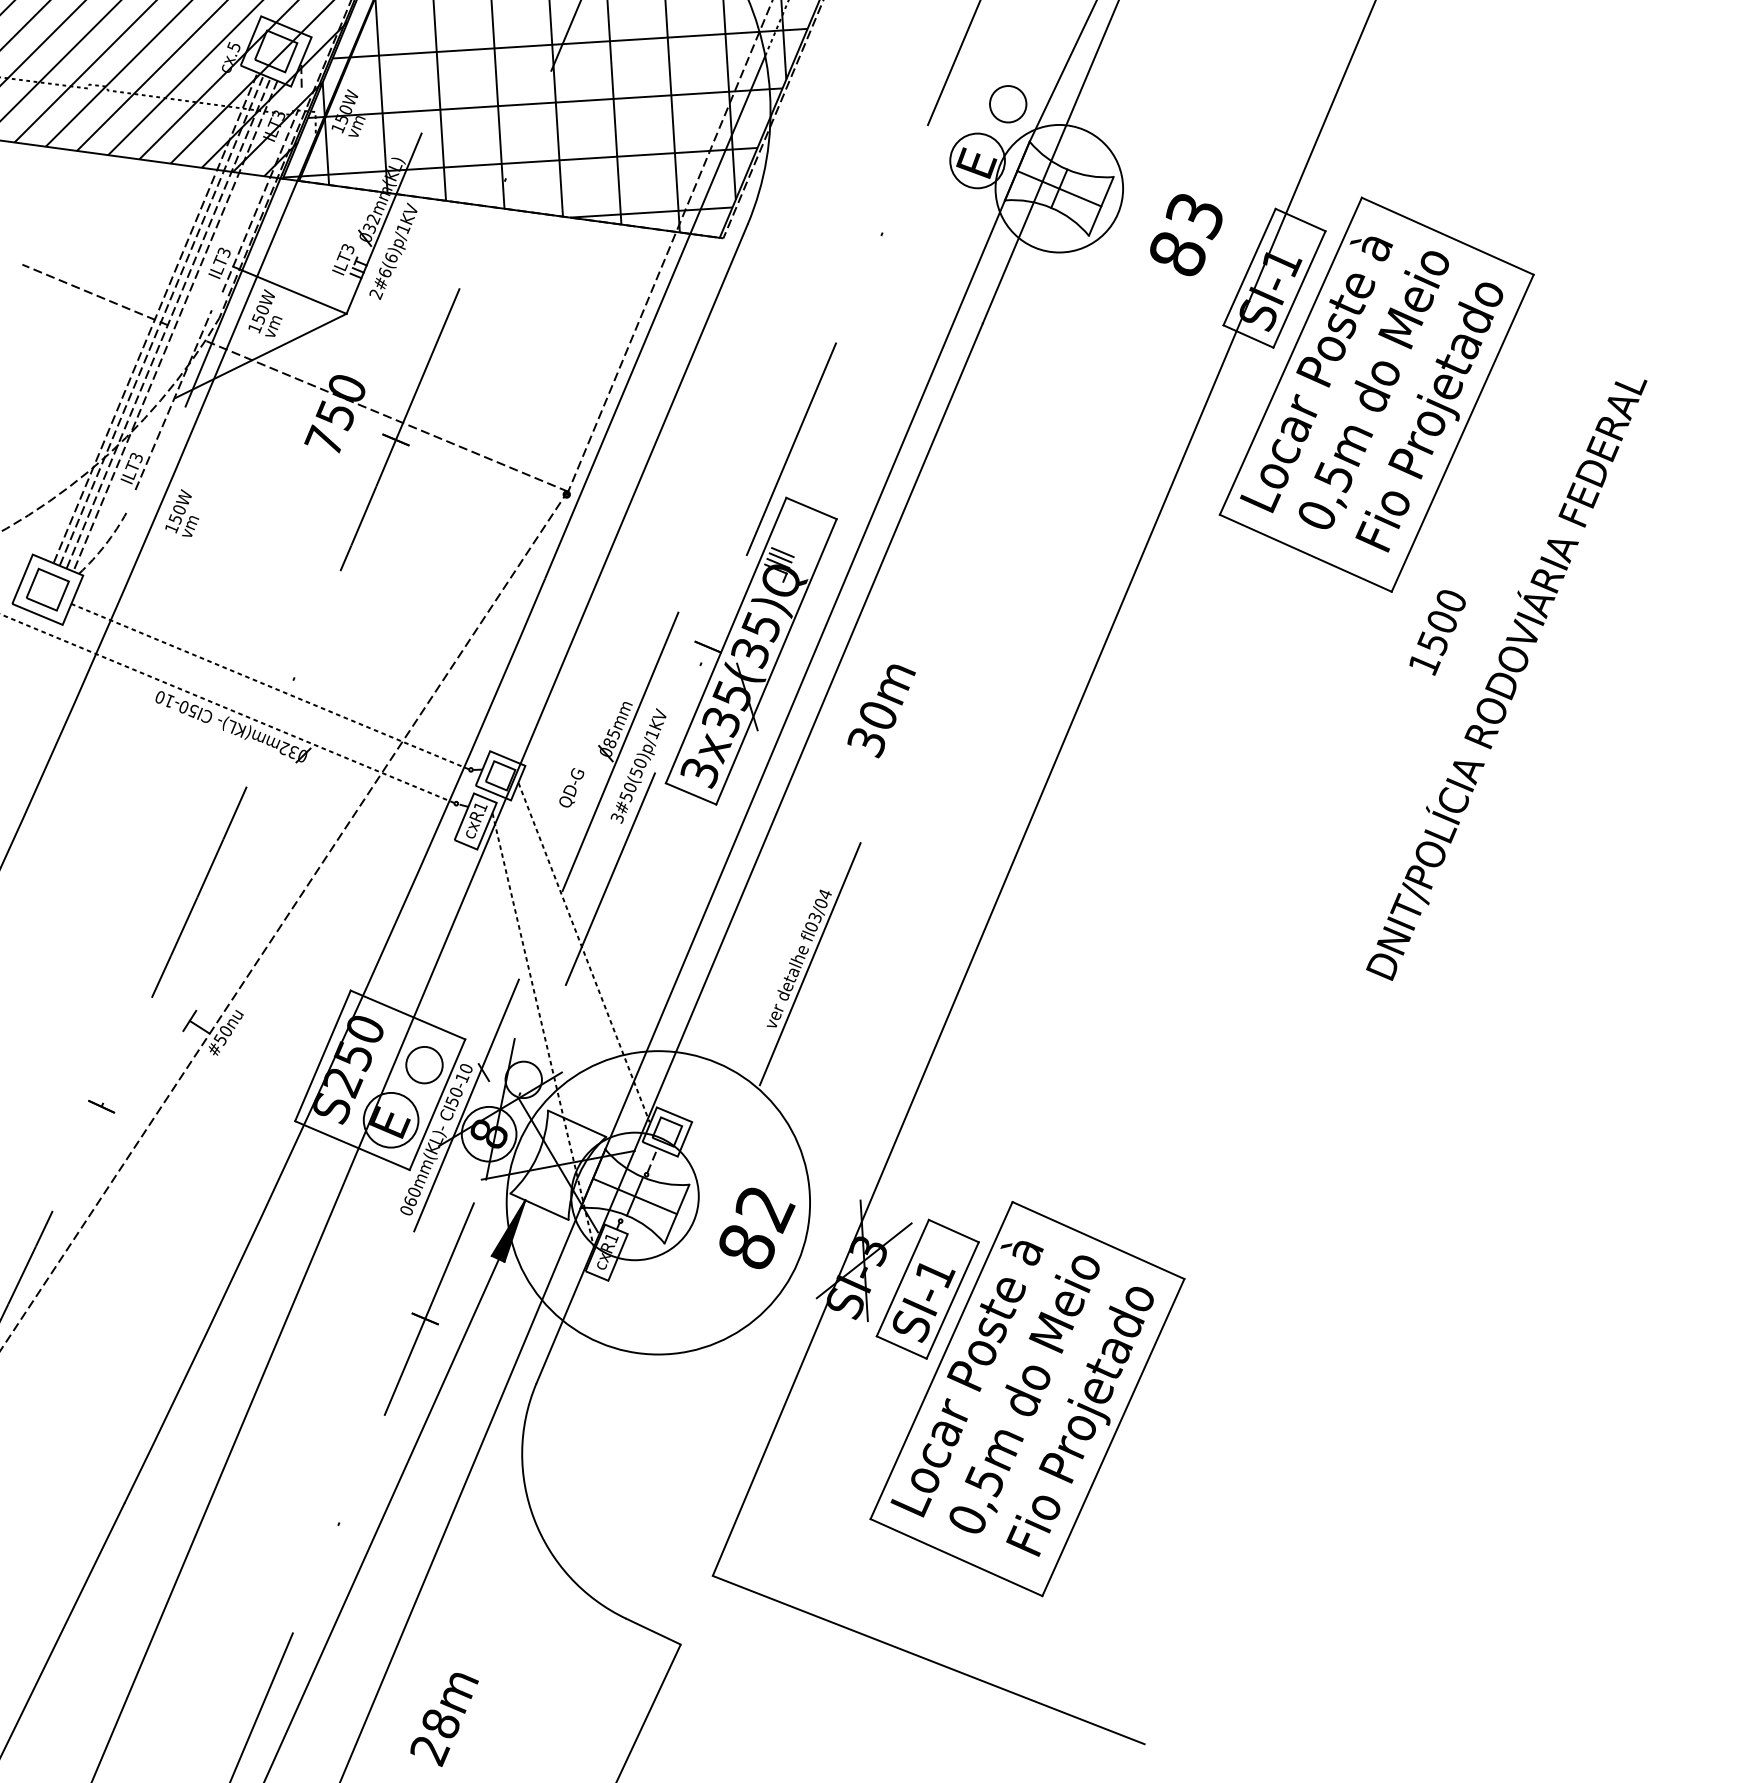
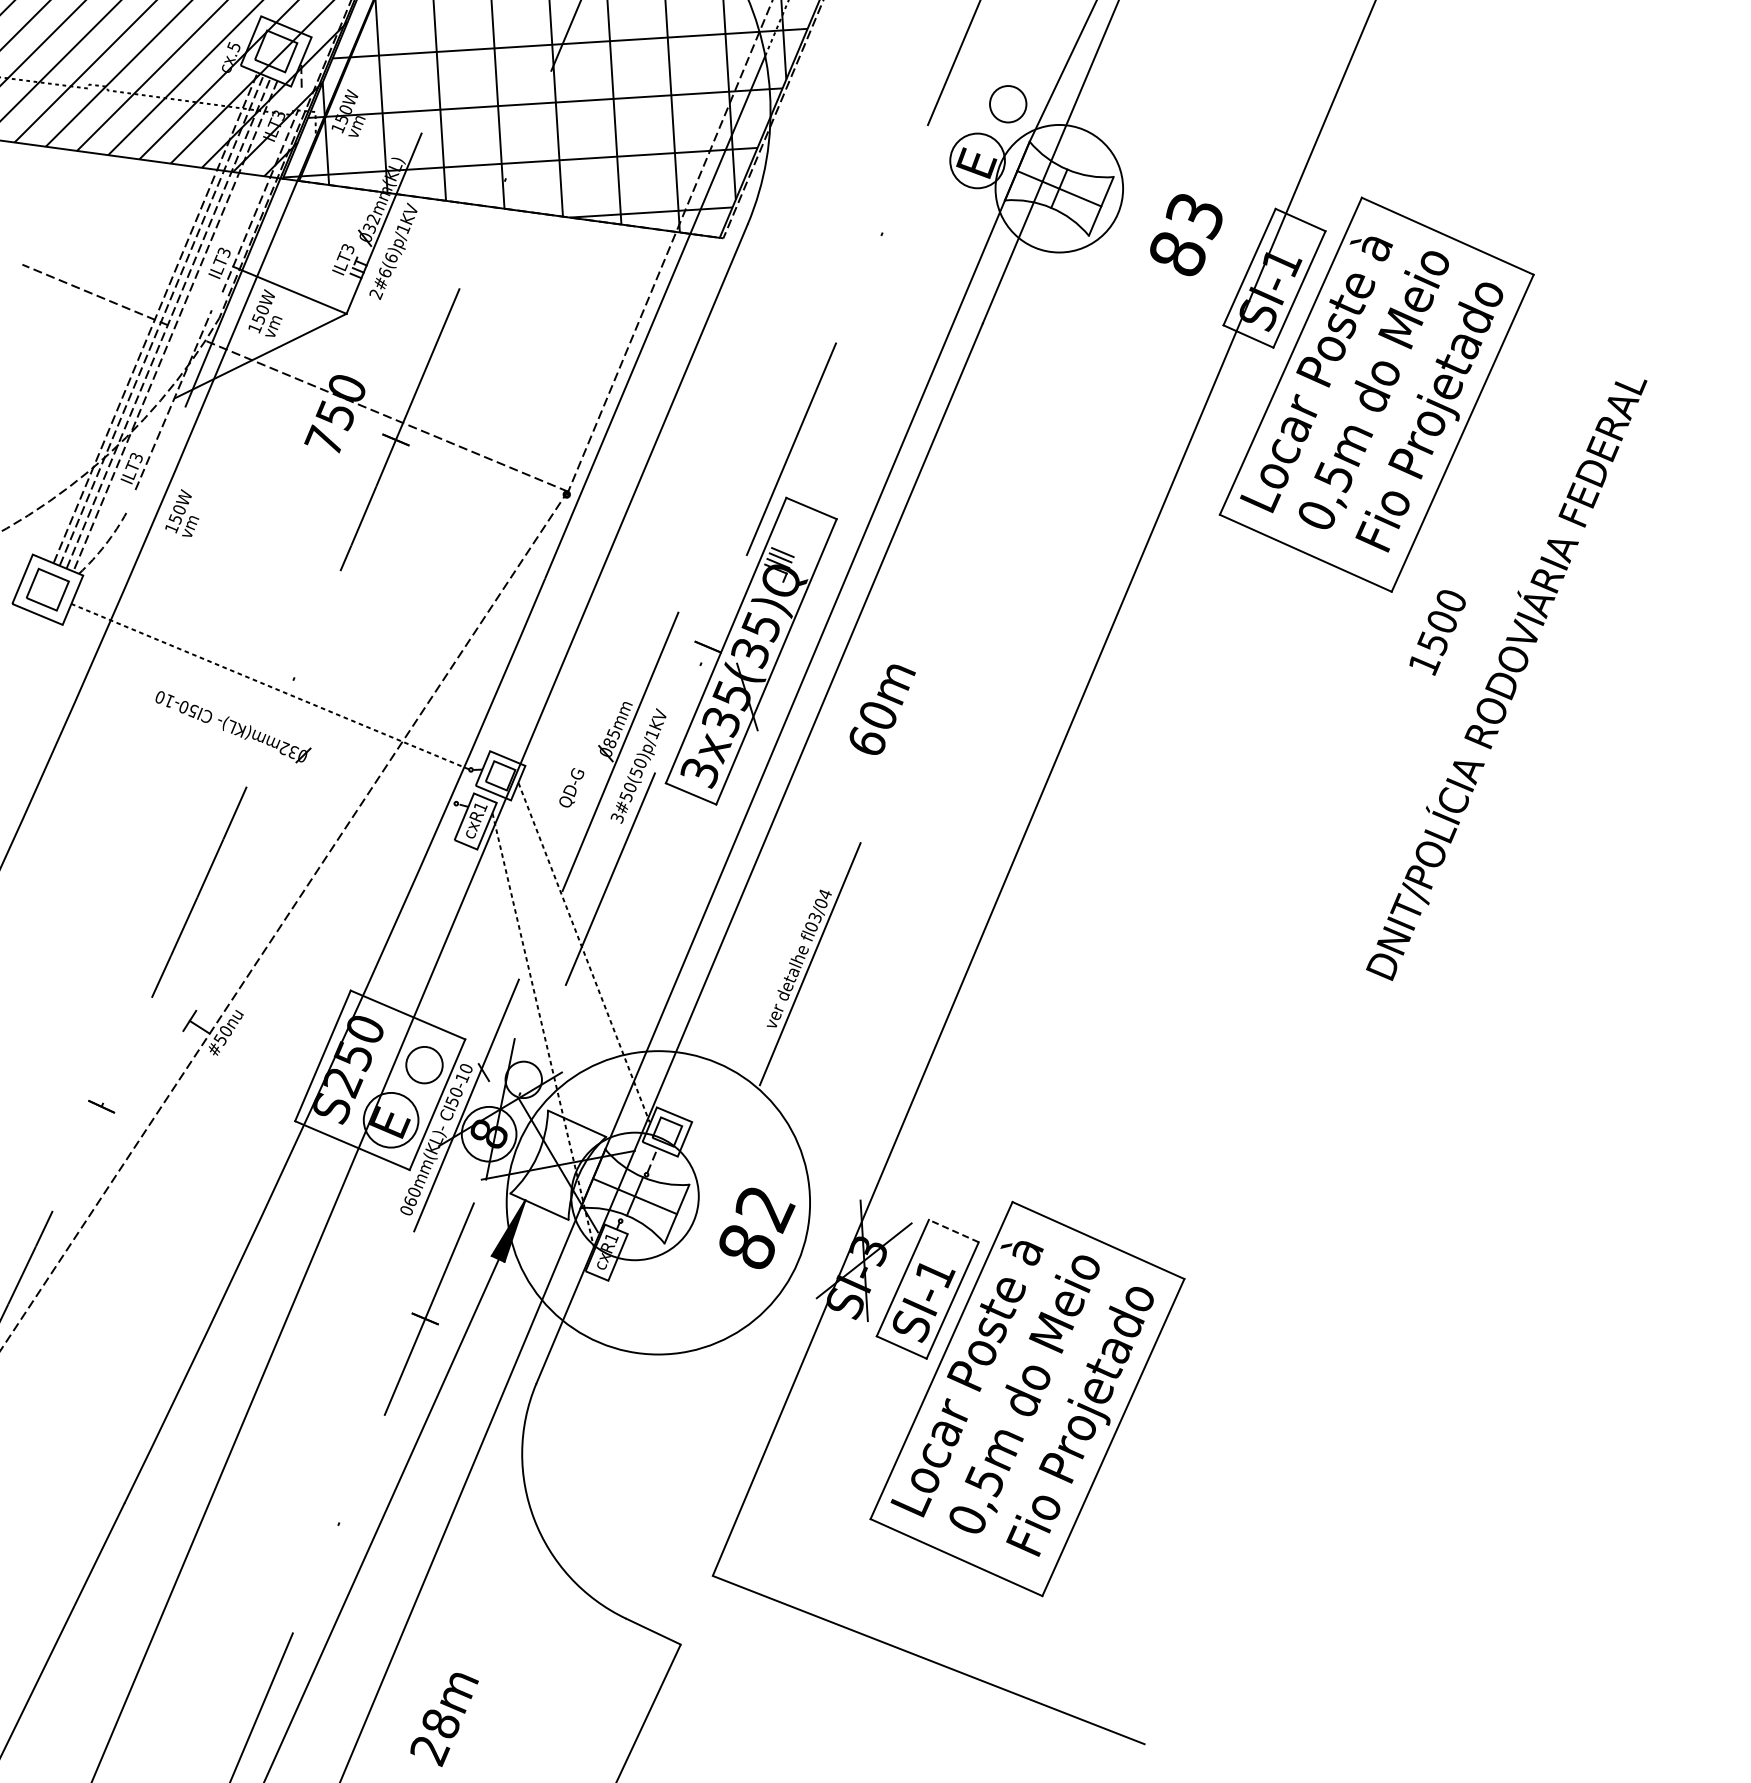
line: present -> none (228, 709)
text: 30m -> 60m (866, 742)
line: solid -> dashed (953, 1230)
